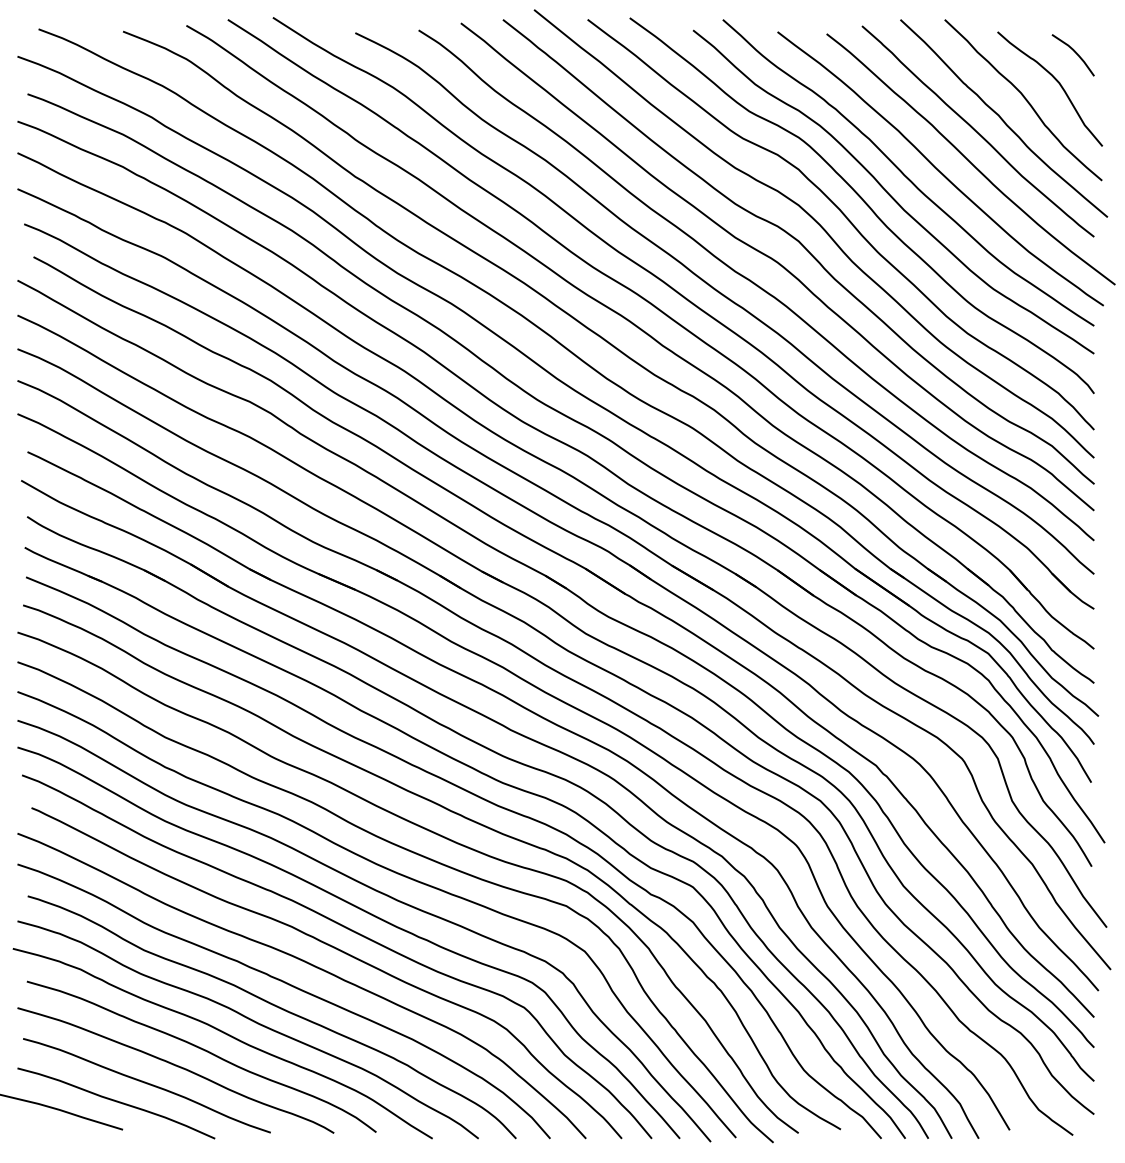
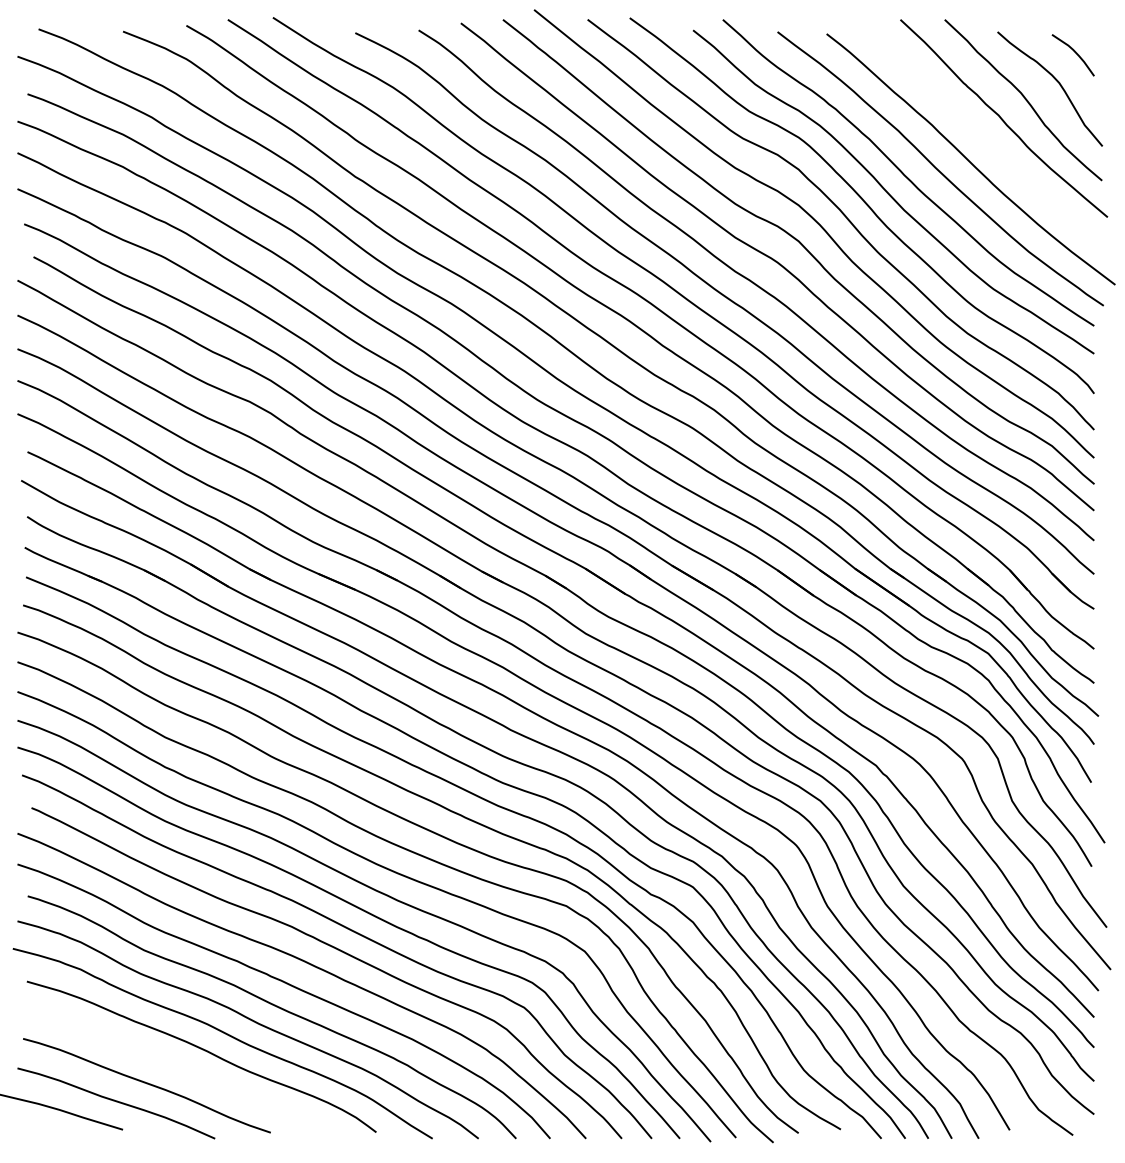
curve: present -> none (977, 131)
curve: present -> none (177, 1067)
